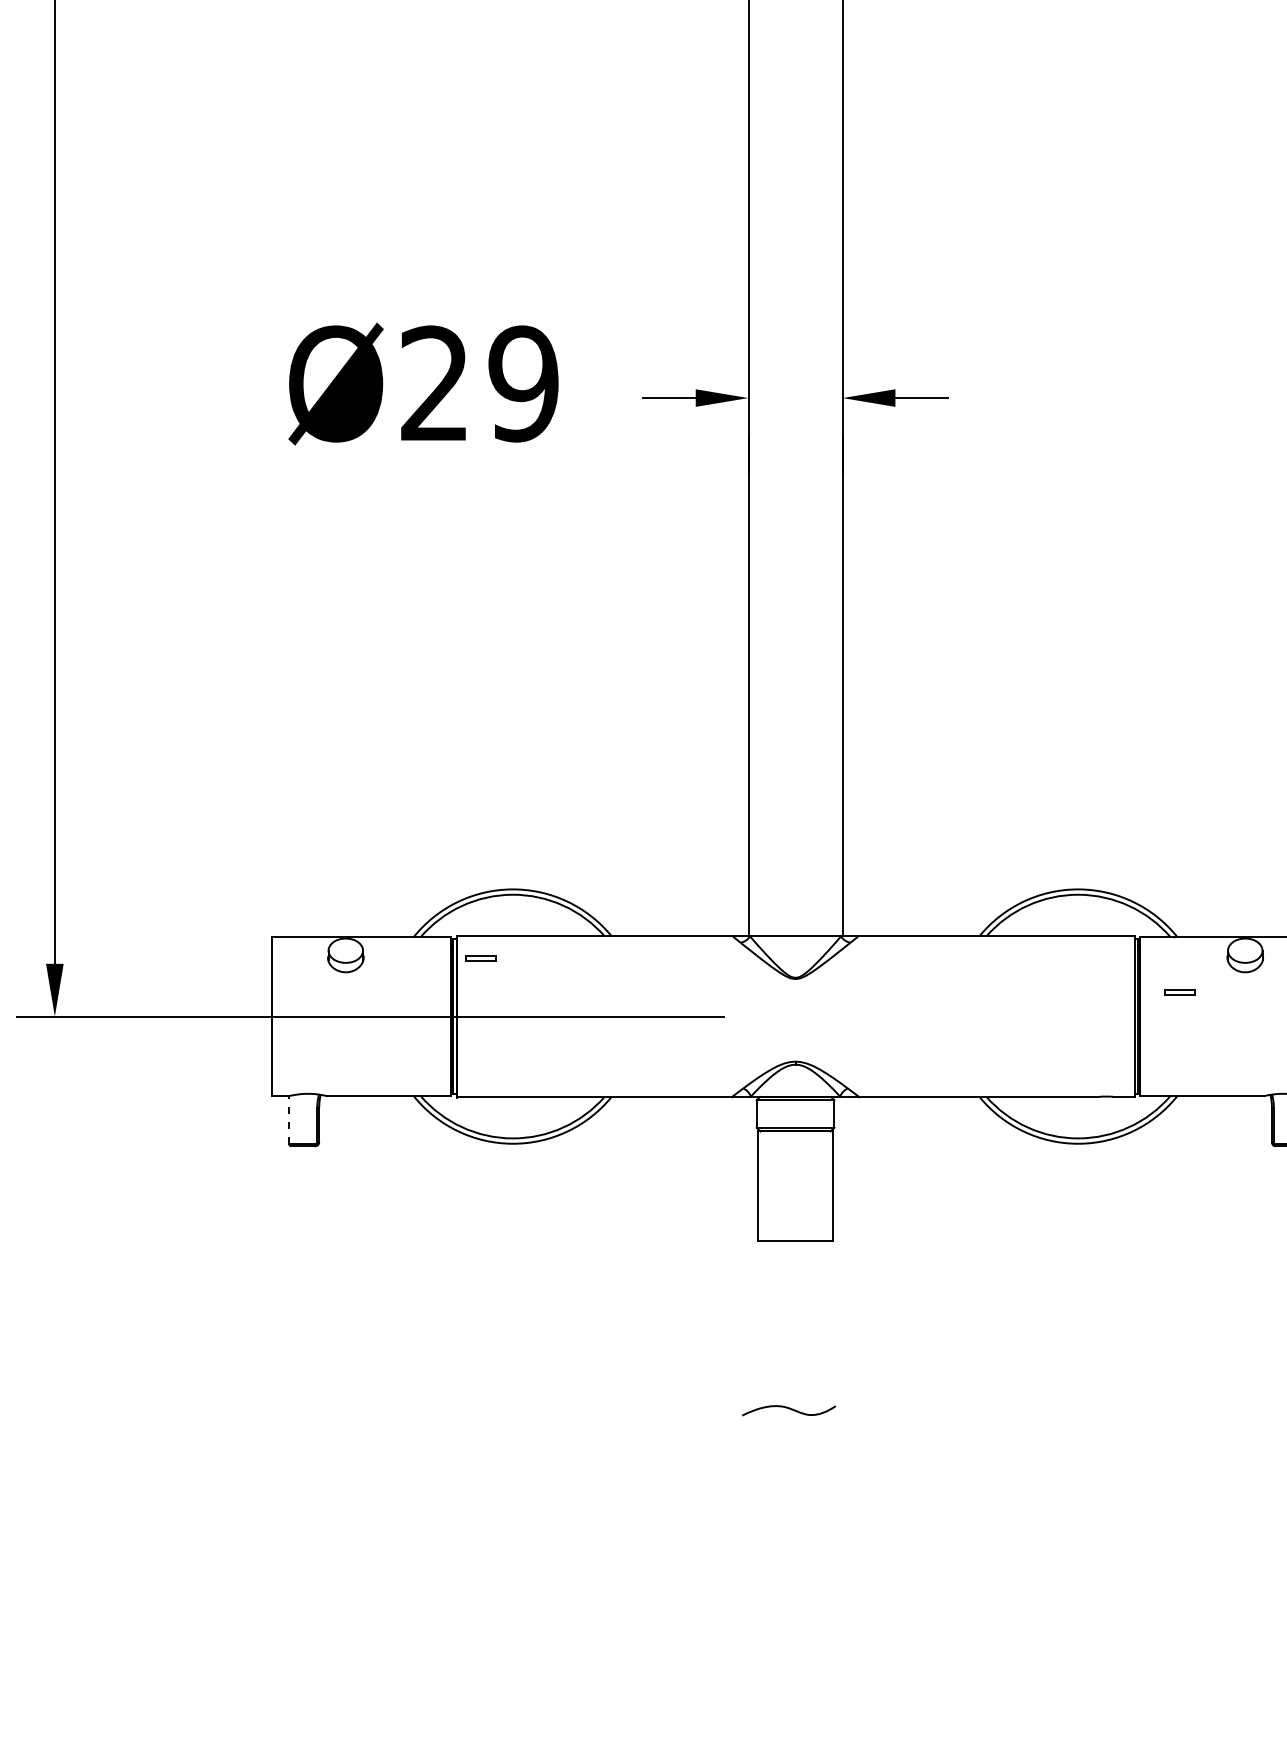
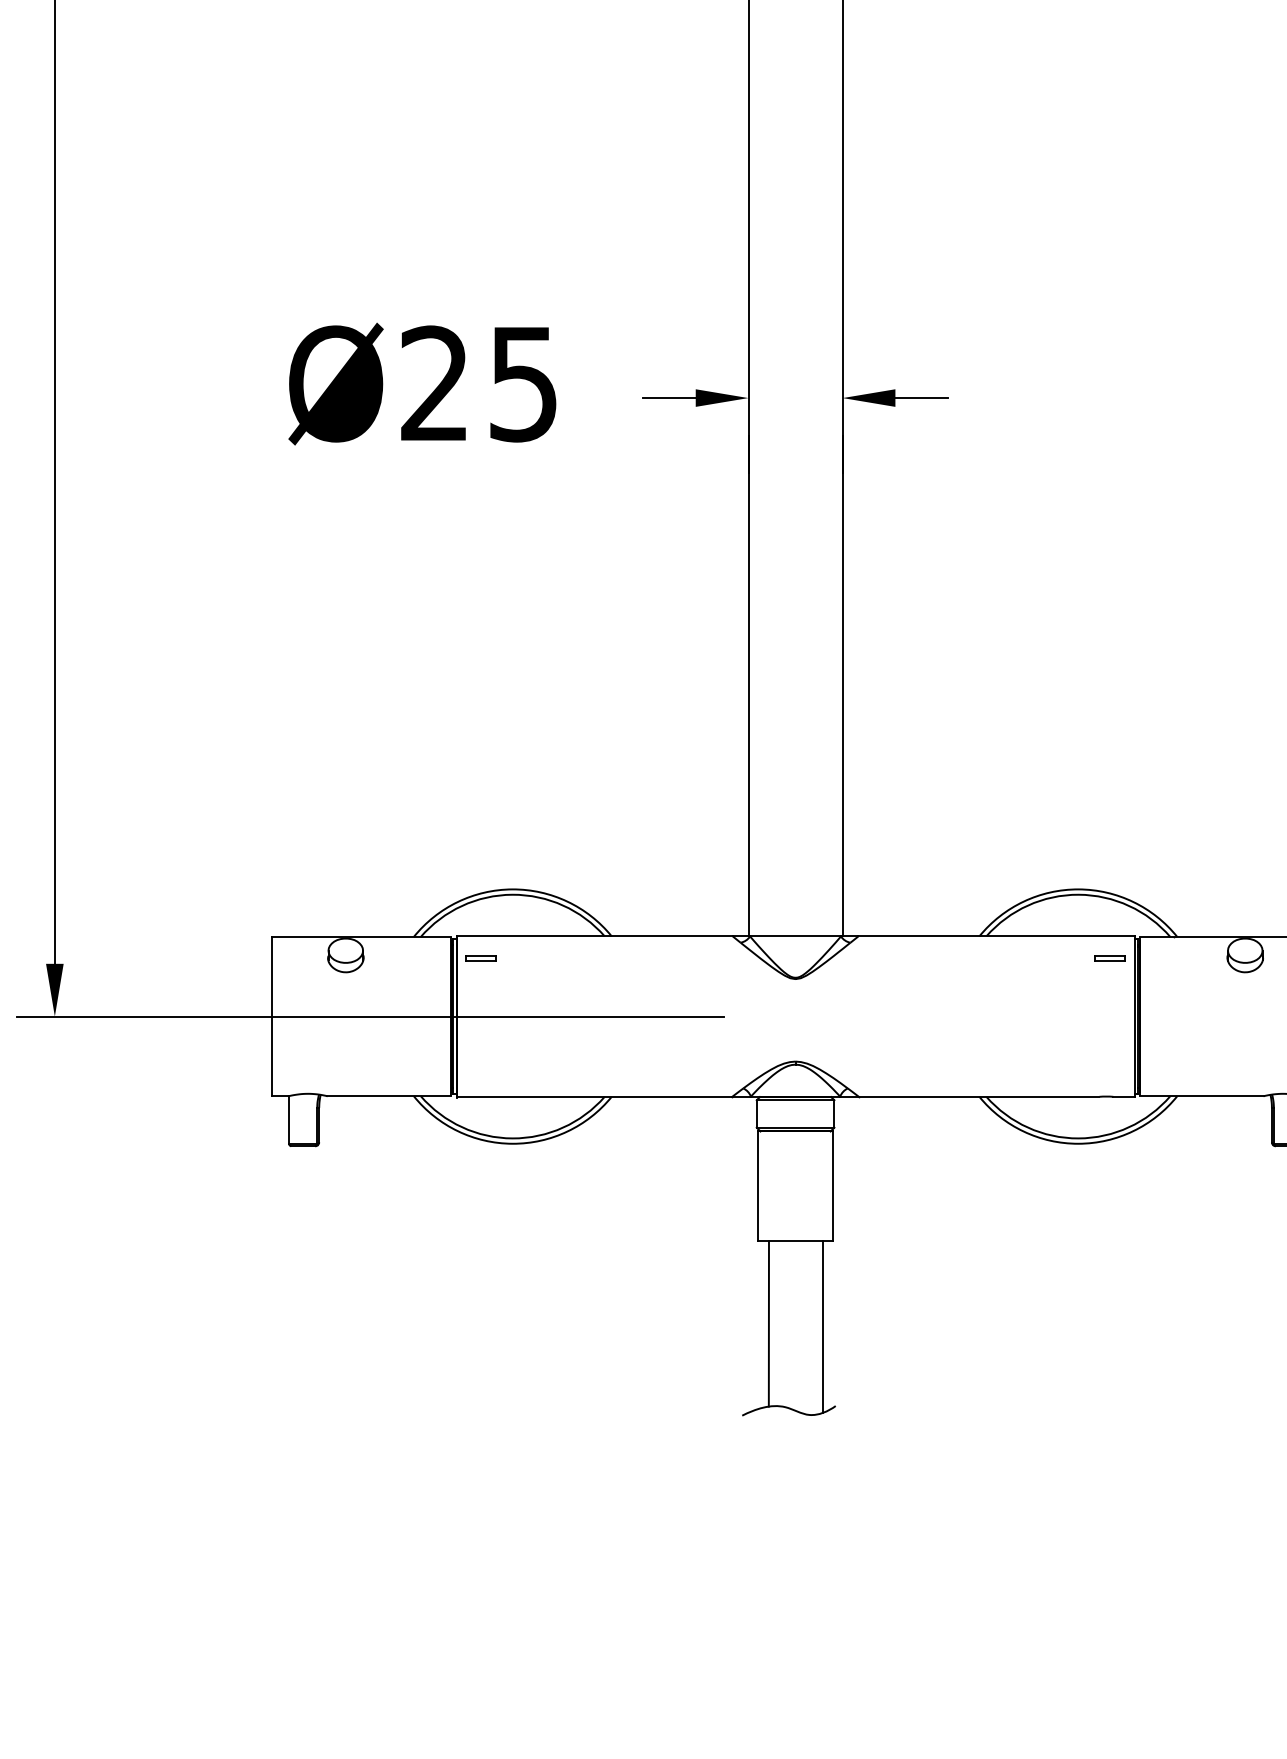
text: Ø29 -> Ø25 (523, 383)
part position: (1179, 992) -> (1109, 958) (1109, 958)
line: dashed -> solid (289, 1119)
line: none -> present (768, 1323)
line: none -> present (822, 1326)
